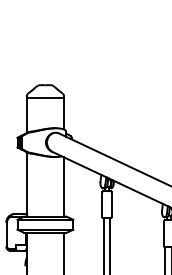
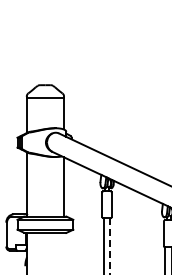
line: solid -> dashed (110, 247)
line: present -> none (63, 251)
